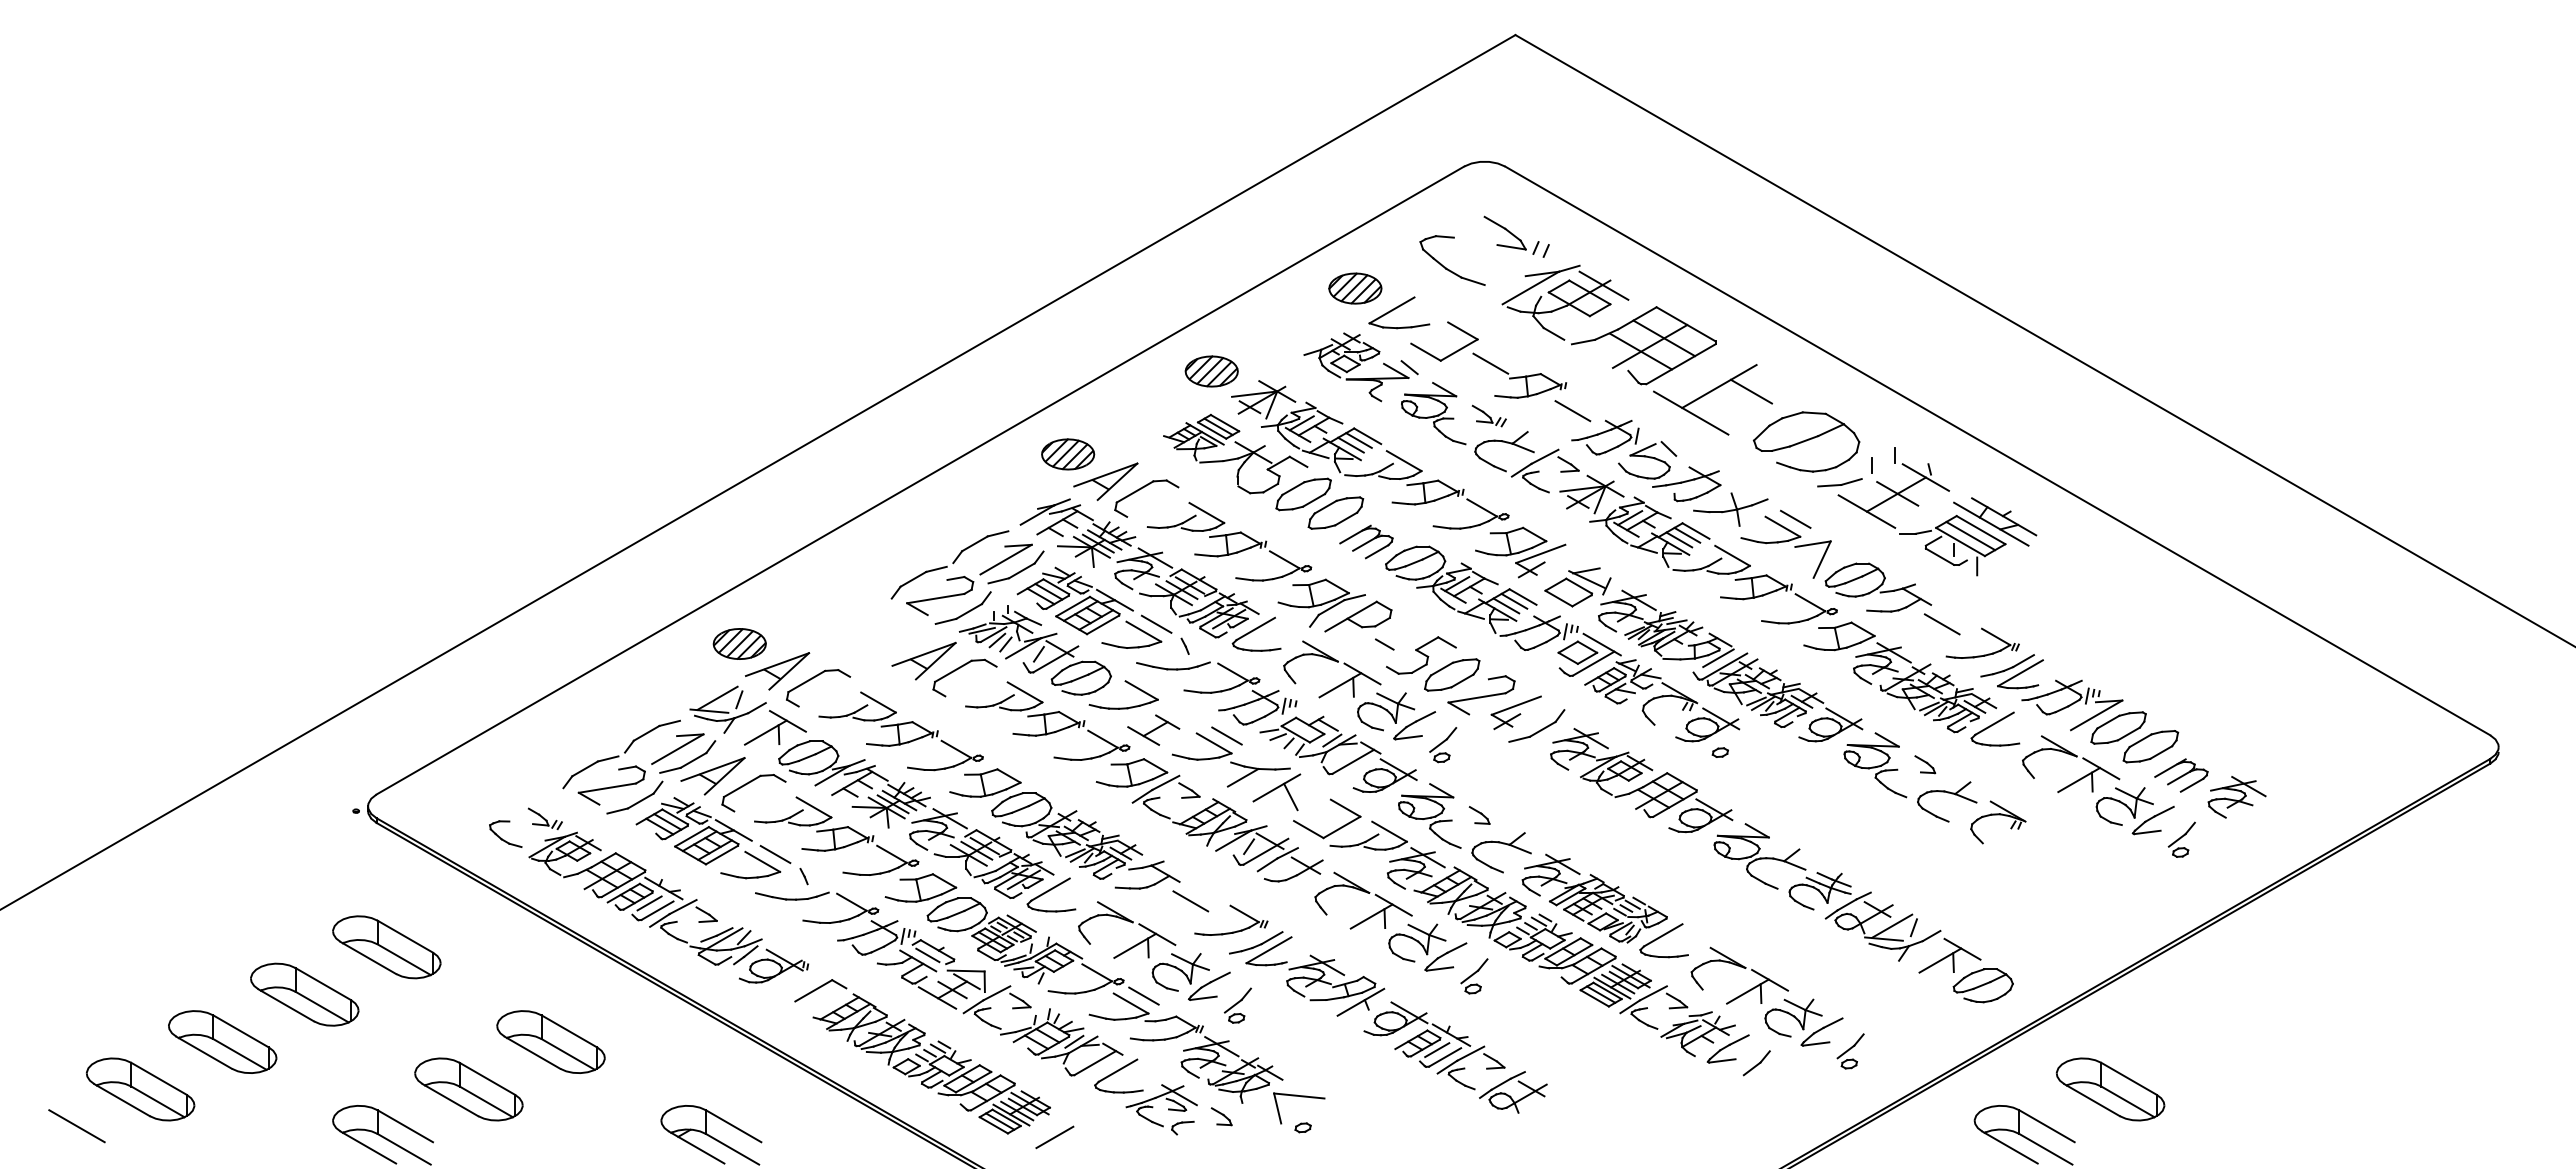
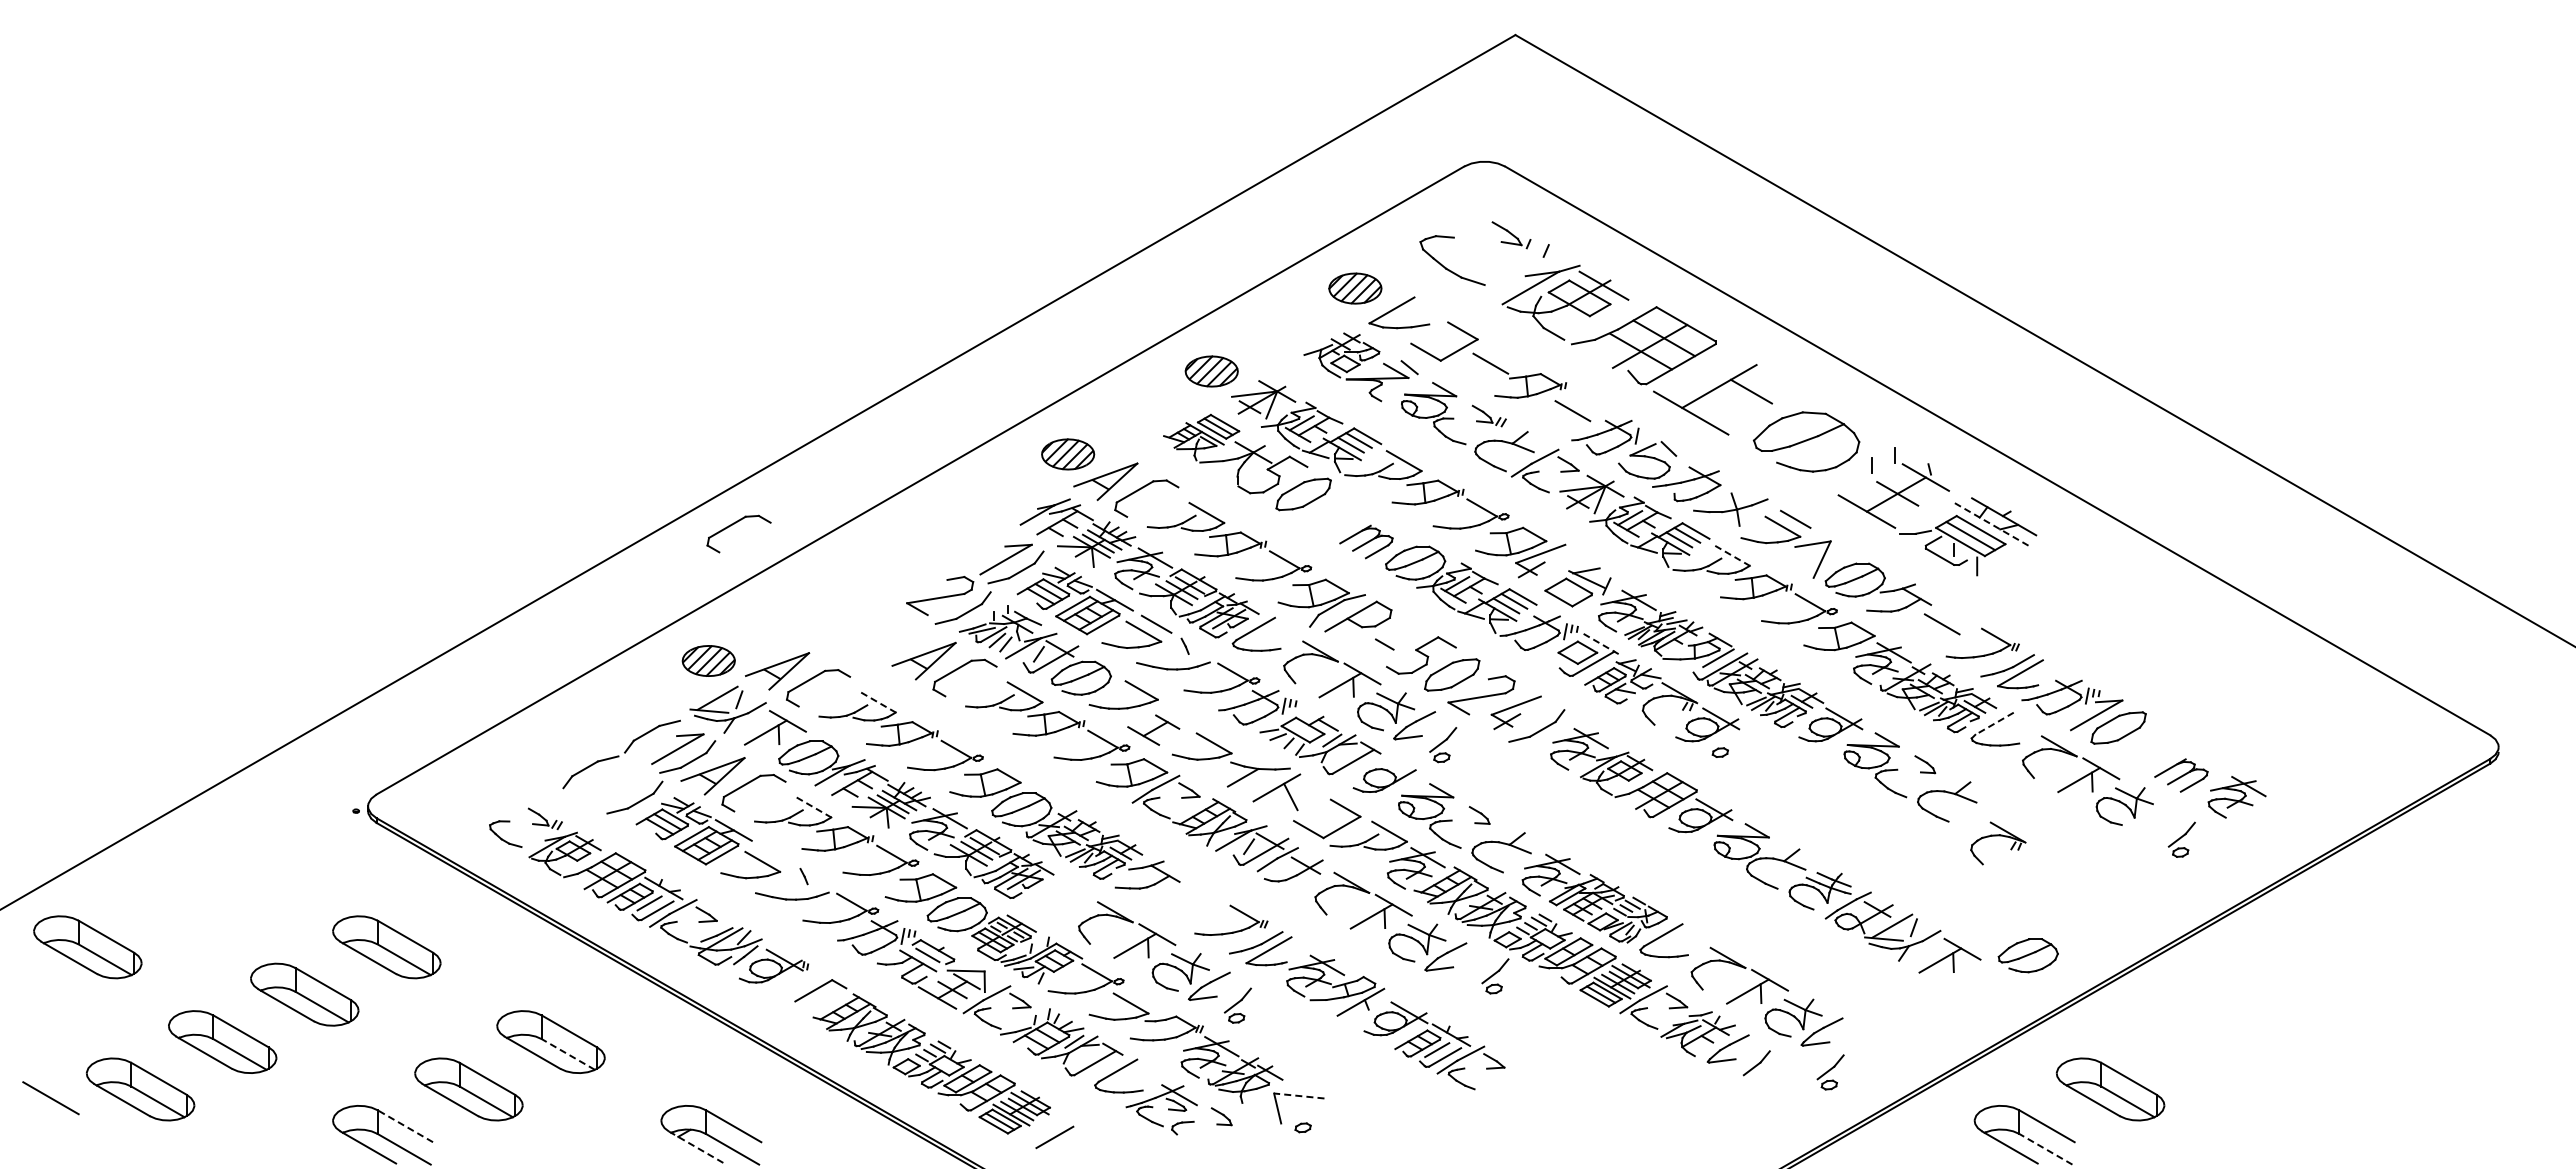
part size: 57x40 px -> 41x29 px (1511, 235)
part: present -> none (1839, 482)
part: present -> none (1335, 512)
part: none -> present (734, 524)
line: solid -> dashed (1991, 524)
line: solid -> dashed (1732, 555)
part: present -> none (949, 564)
part position: (739, 643) -> (708, 660) (708, 660)
line: solid -> dashed (1602, 644)
line: solid -> dashed (878, 702)
line: solid -> dashed (1994, 724)
line: present -> none (1226, 735)
part: present -> none (2150, 746)
line: present -> none (1398, 769)
part: present -> none (611, 785)
line: solid -> dashed (814, 807)
part position: (1998, 815) -> (1998, 836) (1998, 836)
part: present -> none (2152, 820)
line: present -> none (775, 854)
part: present -> none (1051, 894)
line: present -> none (1190, 901)
part: none -> present (87, 947)
part position: (1474, 976) -> (1495, 976) (1495, 976)
part position: (1982, 985) -> (2027, 955) (2027, 955)
line: present -> none (1143, 995)
part position: (1850, 1051) -> (1830, 1072) (1830, 1072)
line: solid -> dashed (568, 1054)
part: present -> none (1513, 1092)
line: solid -> dashed (1298, 1095)
line position: (76, 1126) -> (50, 1098) (50, 1098)
line: solid -> dashed (405, 1126)
line: solid -> dashed (696, 1147)
line: solid -> dashed (2045, 1149)
